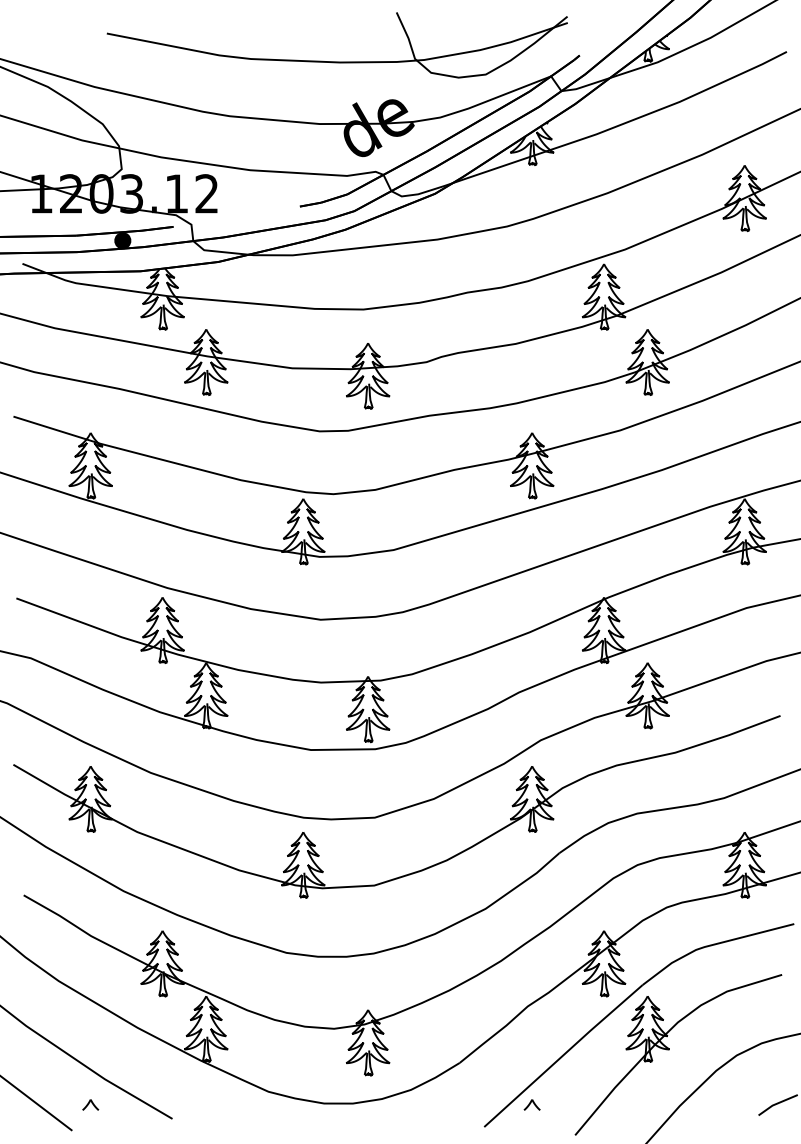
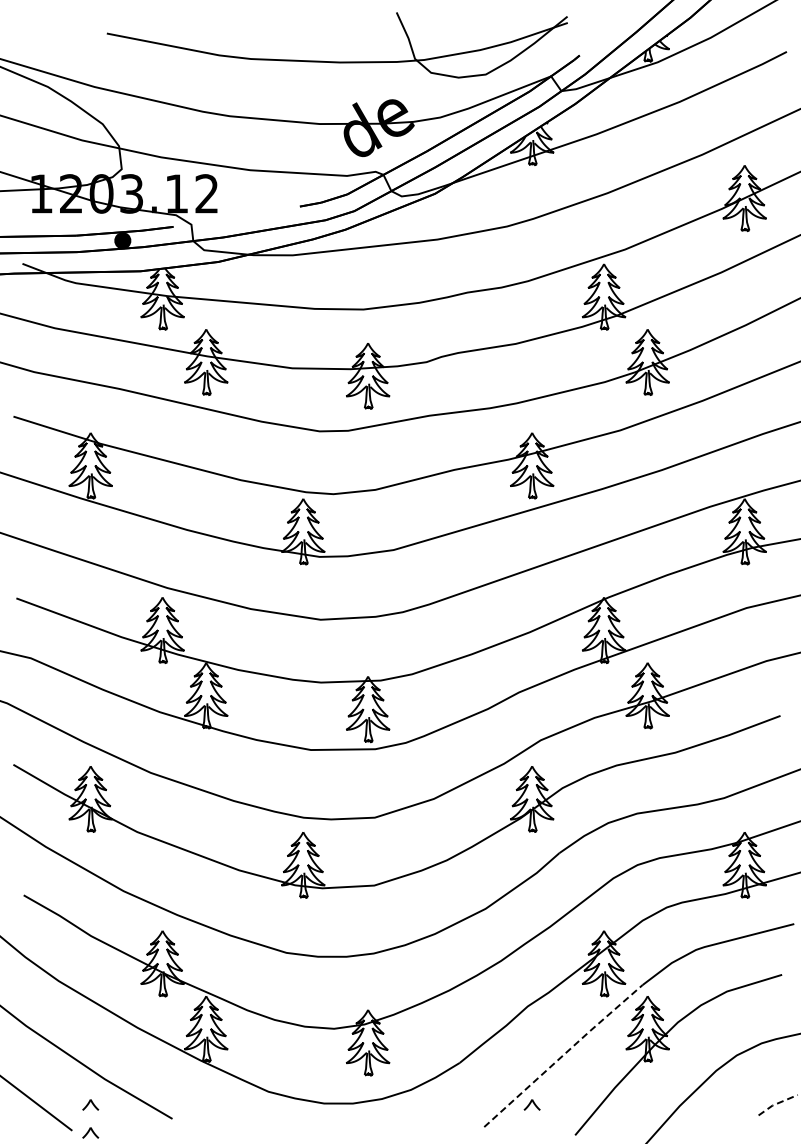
line: solid -> dashed (563, 1054)
line: solid -> dashed (777, 1103)
part: none -> present (90, 1132)
